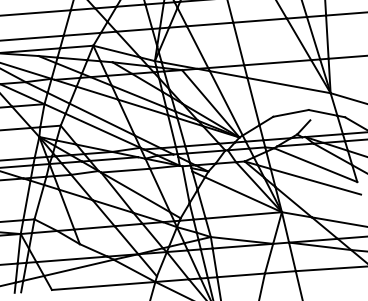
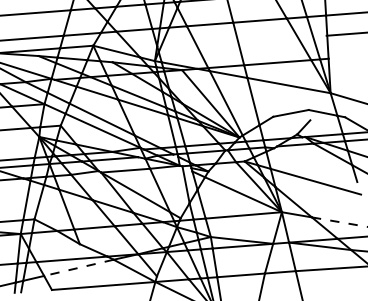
line position: (346, 56) -> (345, 33) (345, 33)
line: present -> none (315, 165)
line: solid -> dashed (339, 222)
line: solid -> dashed (78, 267)
